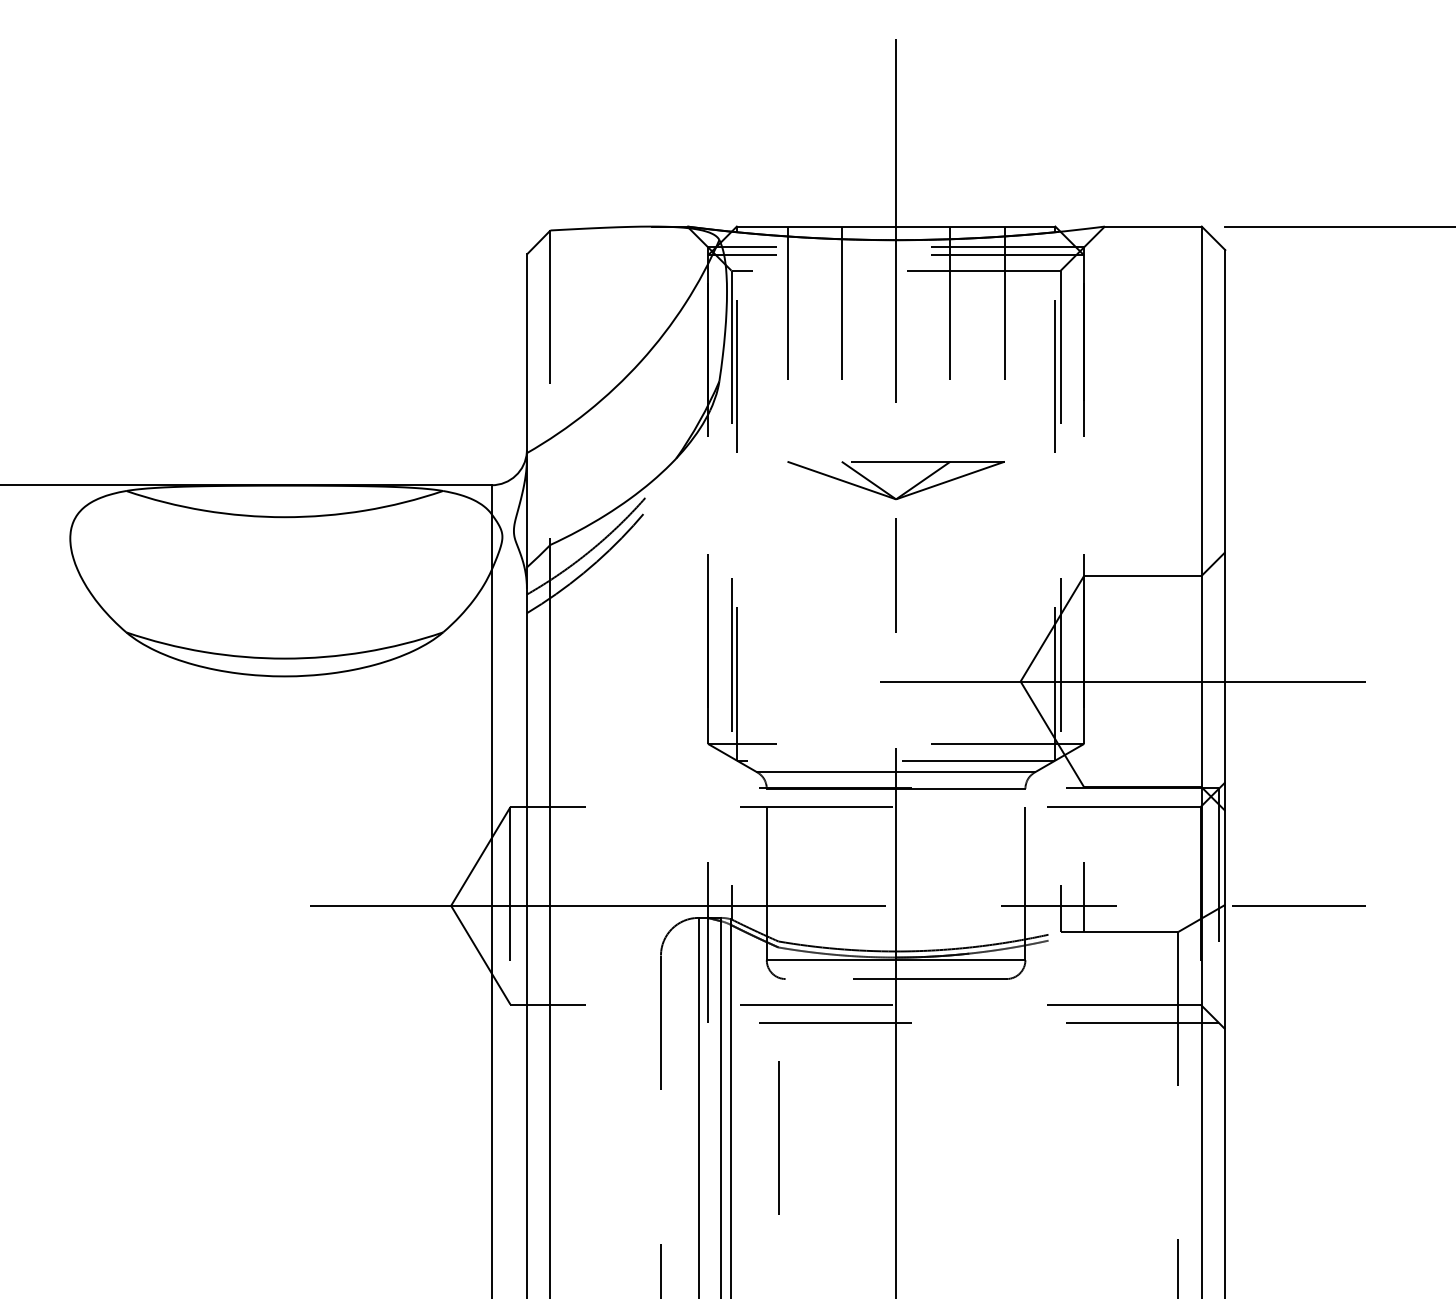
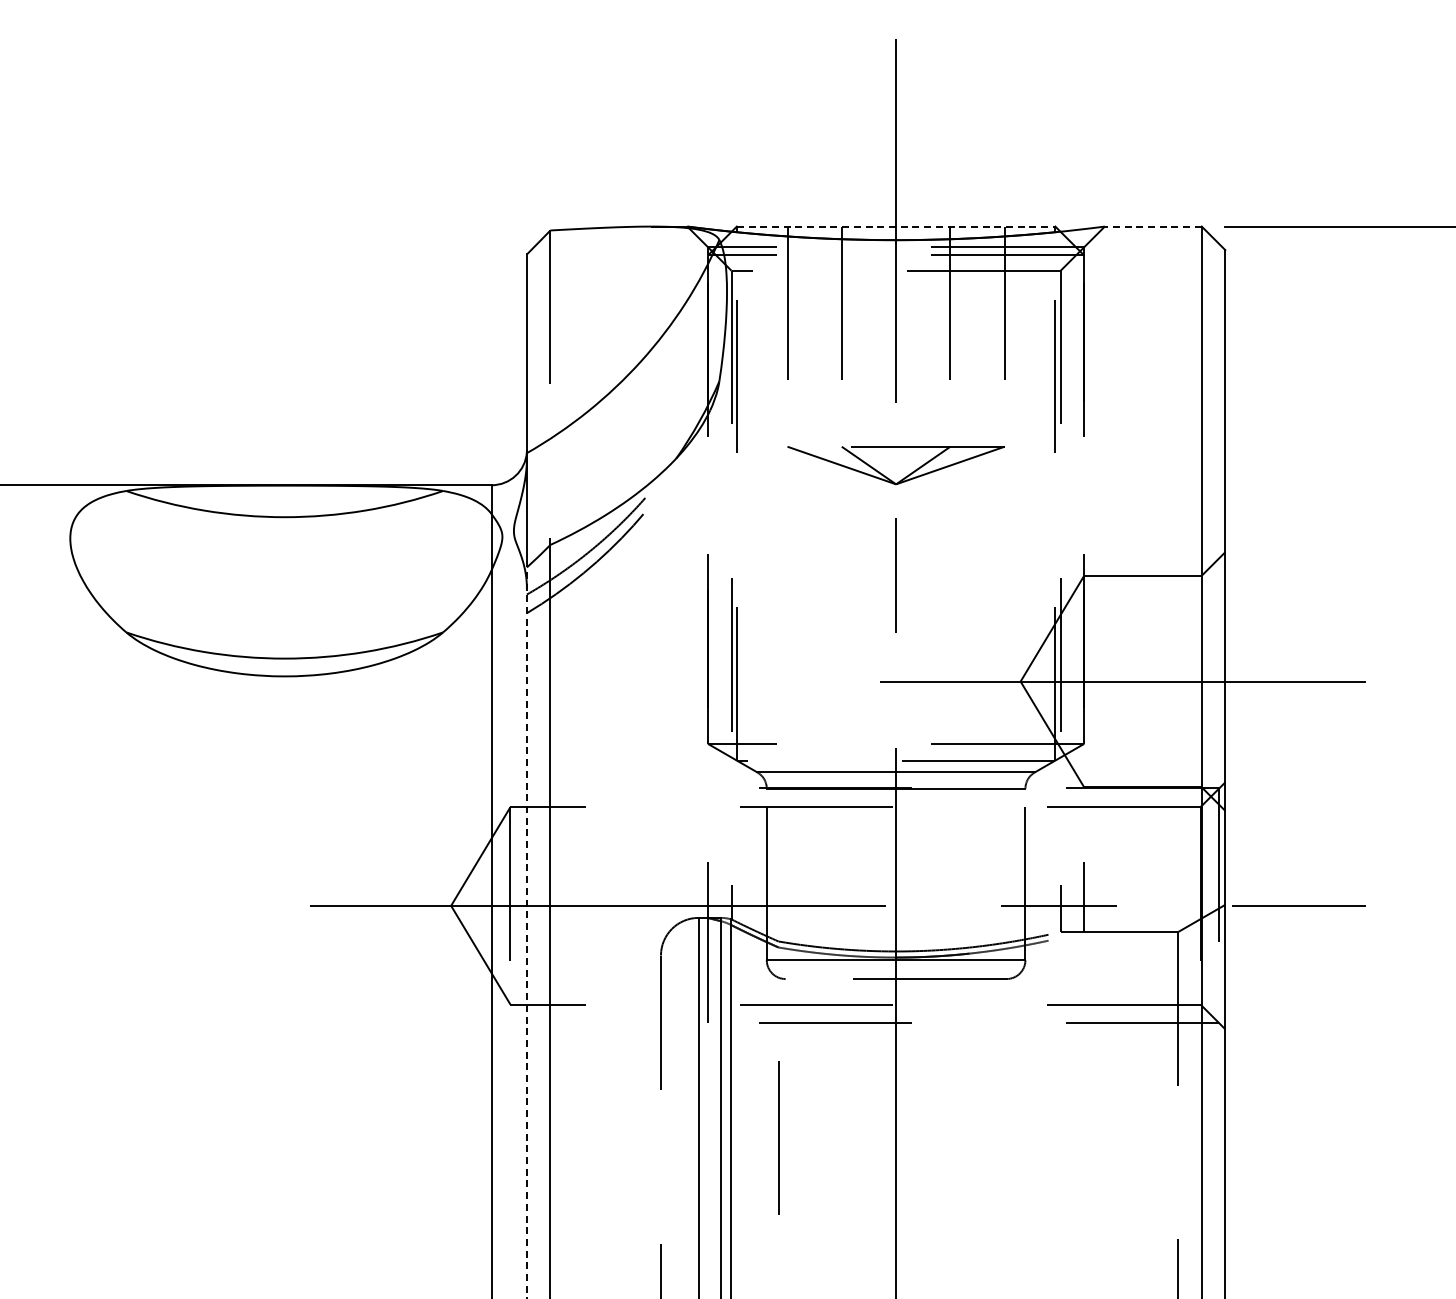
line: solid -> dashed (896, 226)
line: solid -> dashed (1152, 226)
part position: (888, 492) -> (888, 477) (888, 477)
line: solid -> dashed (526, 932)
